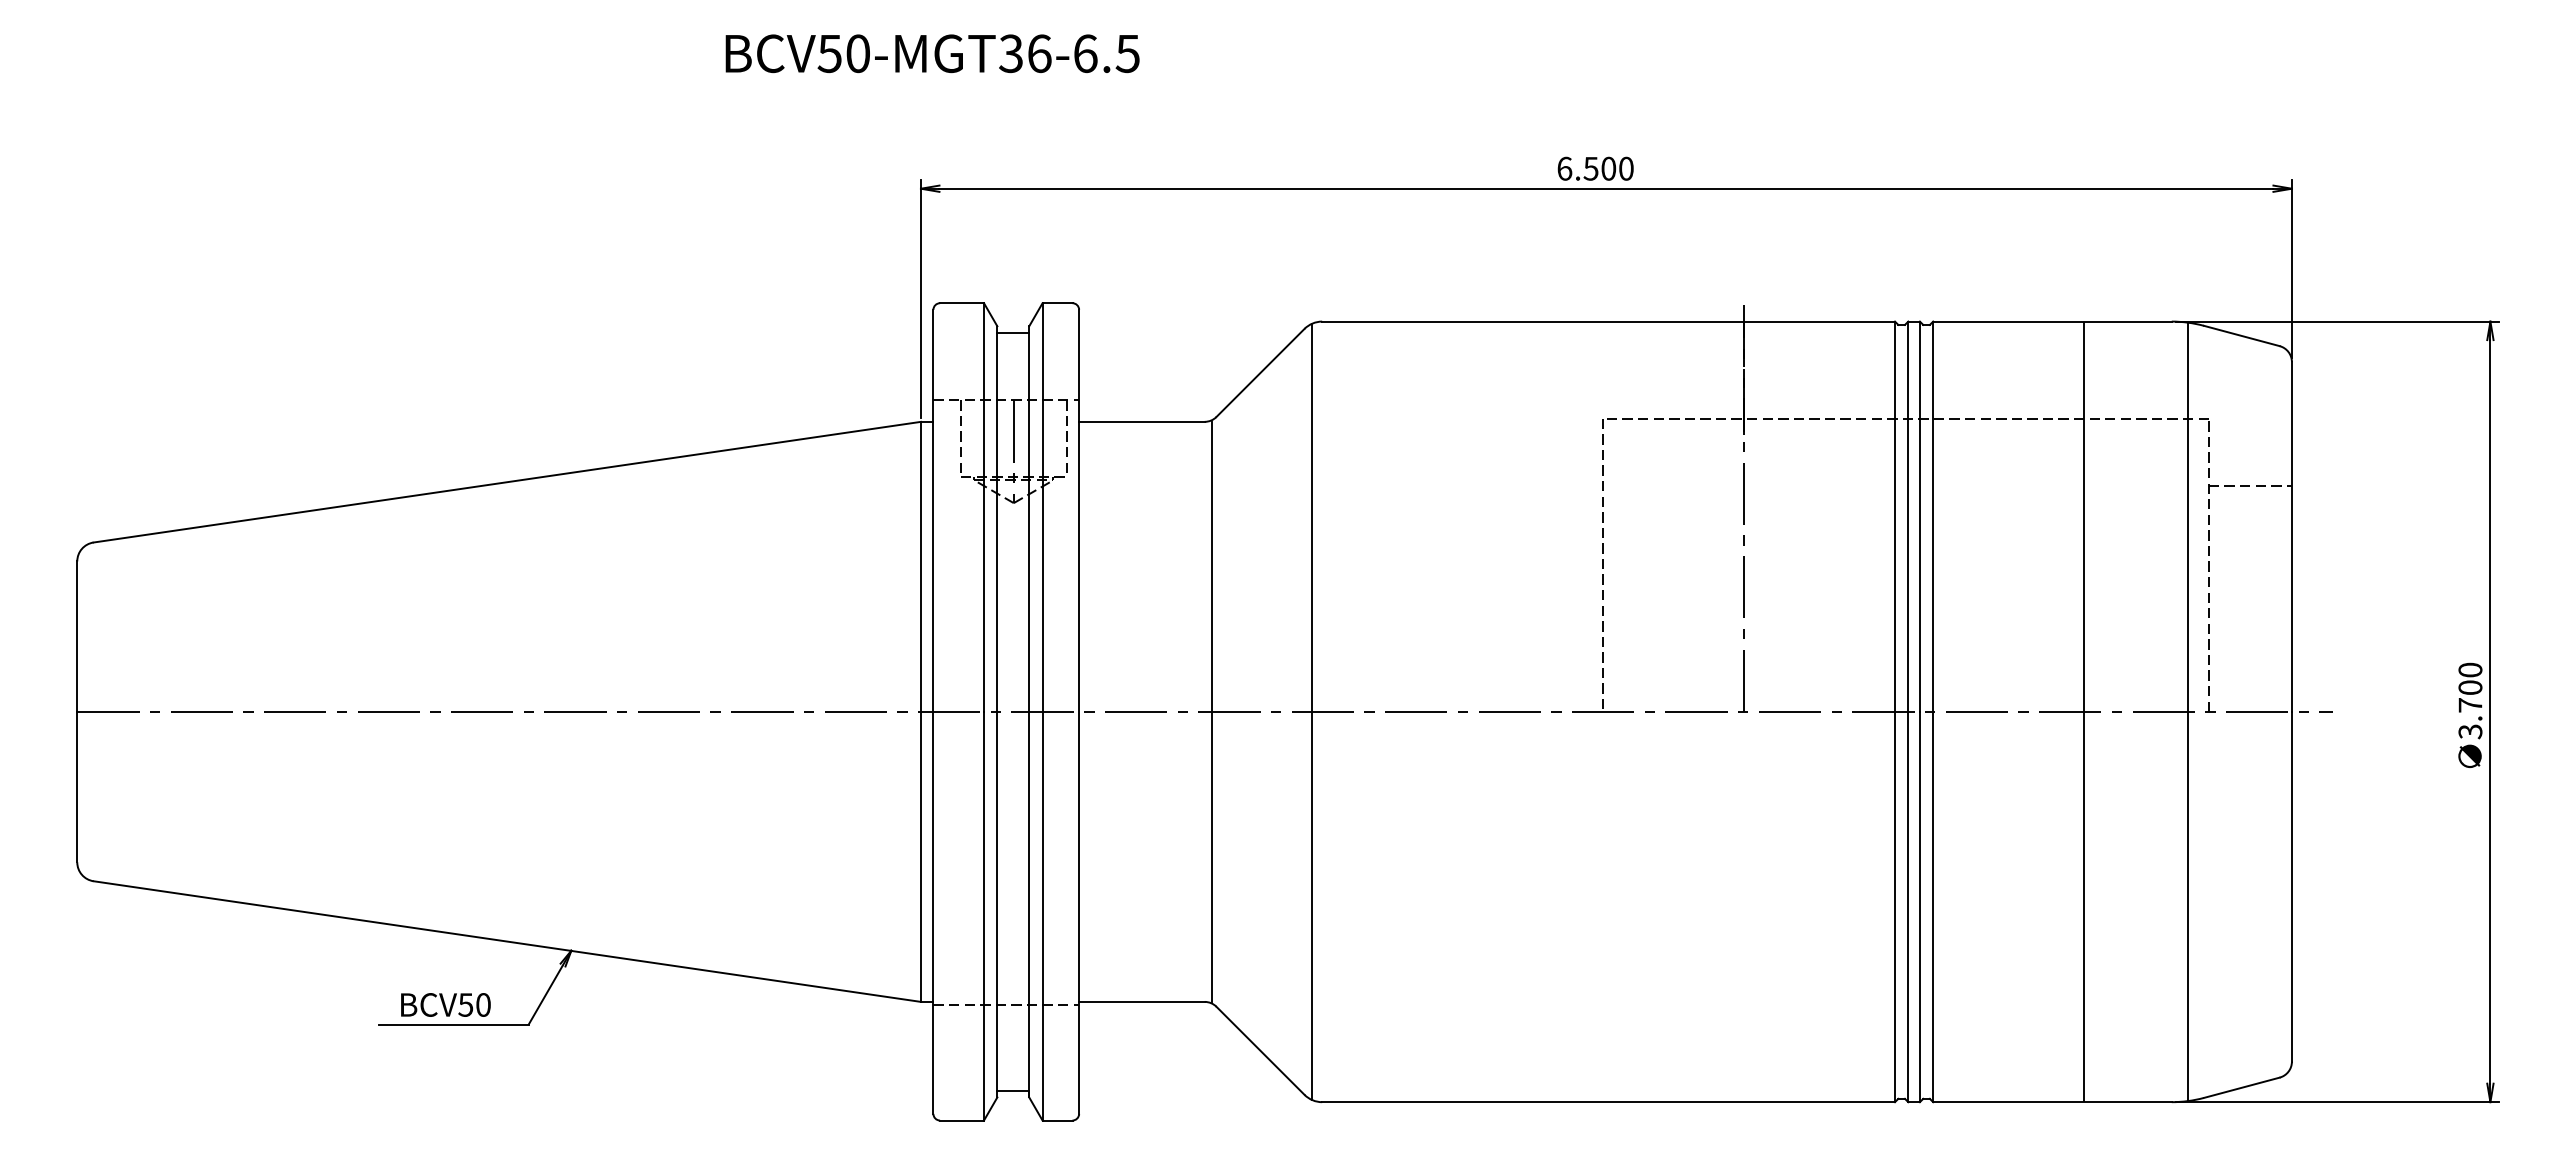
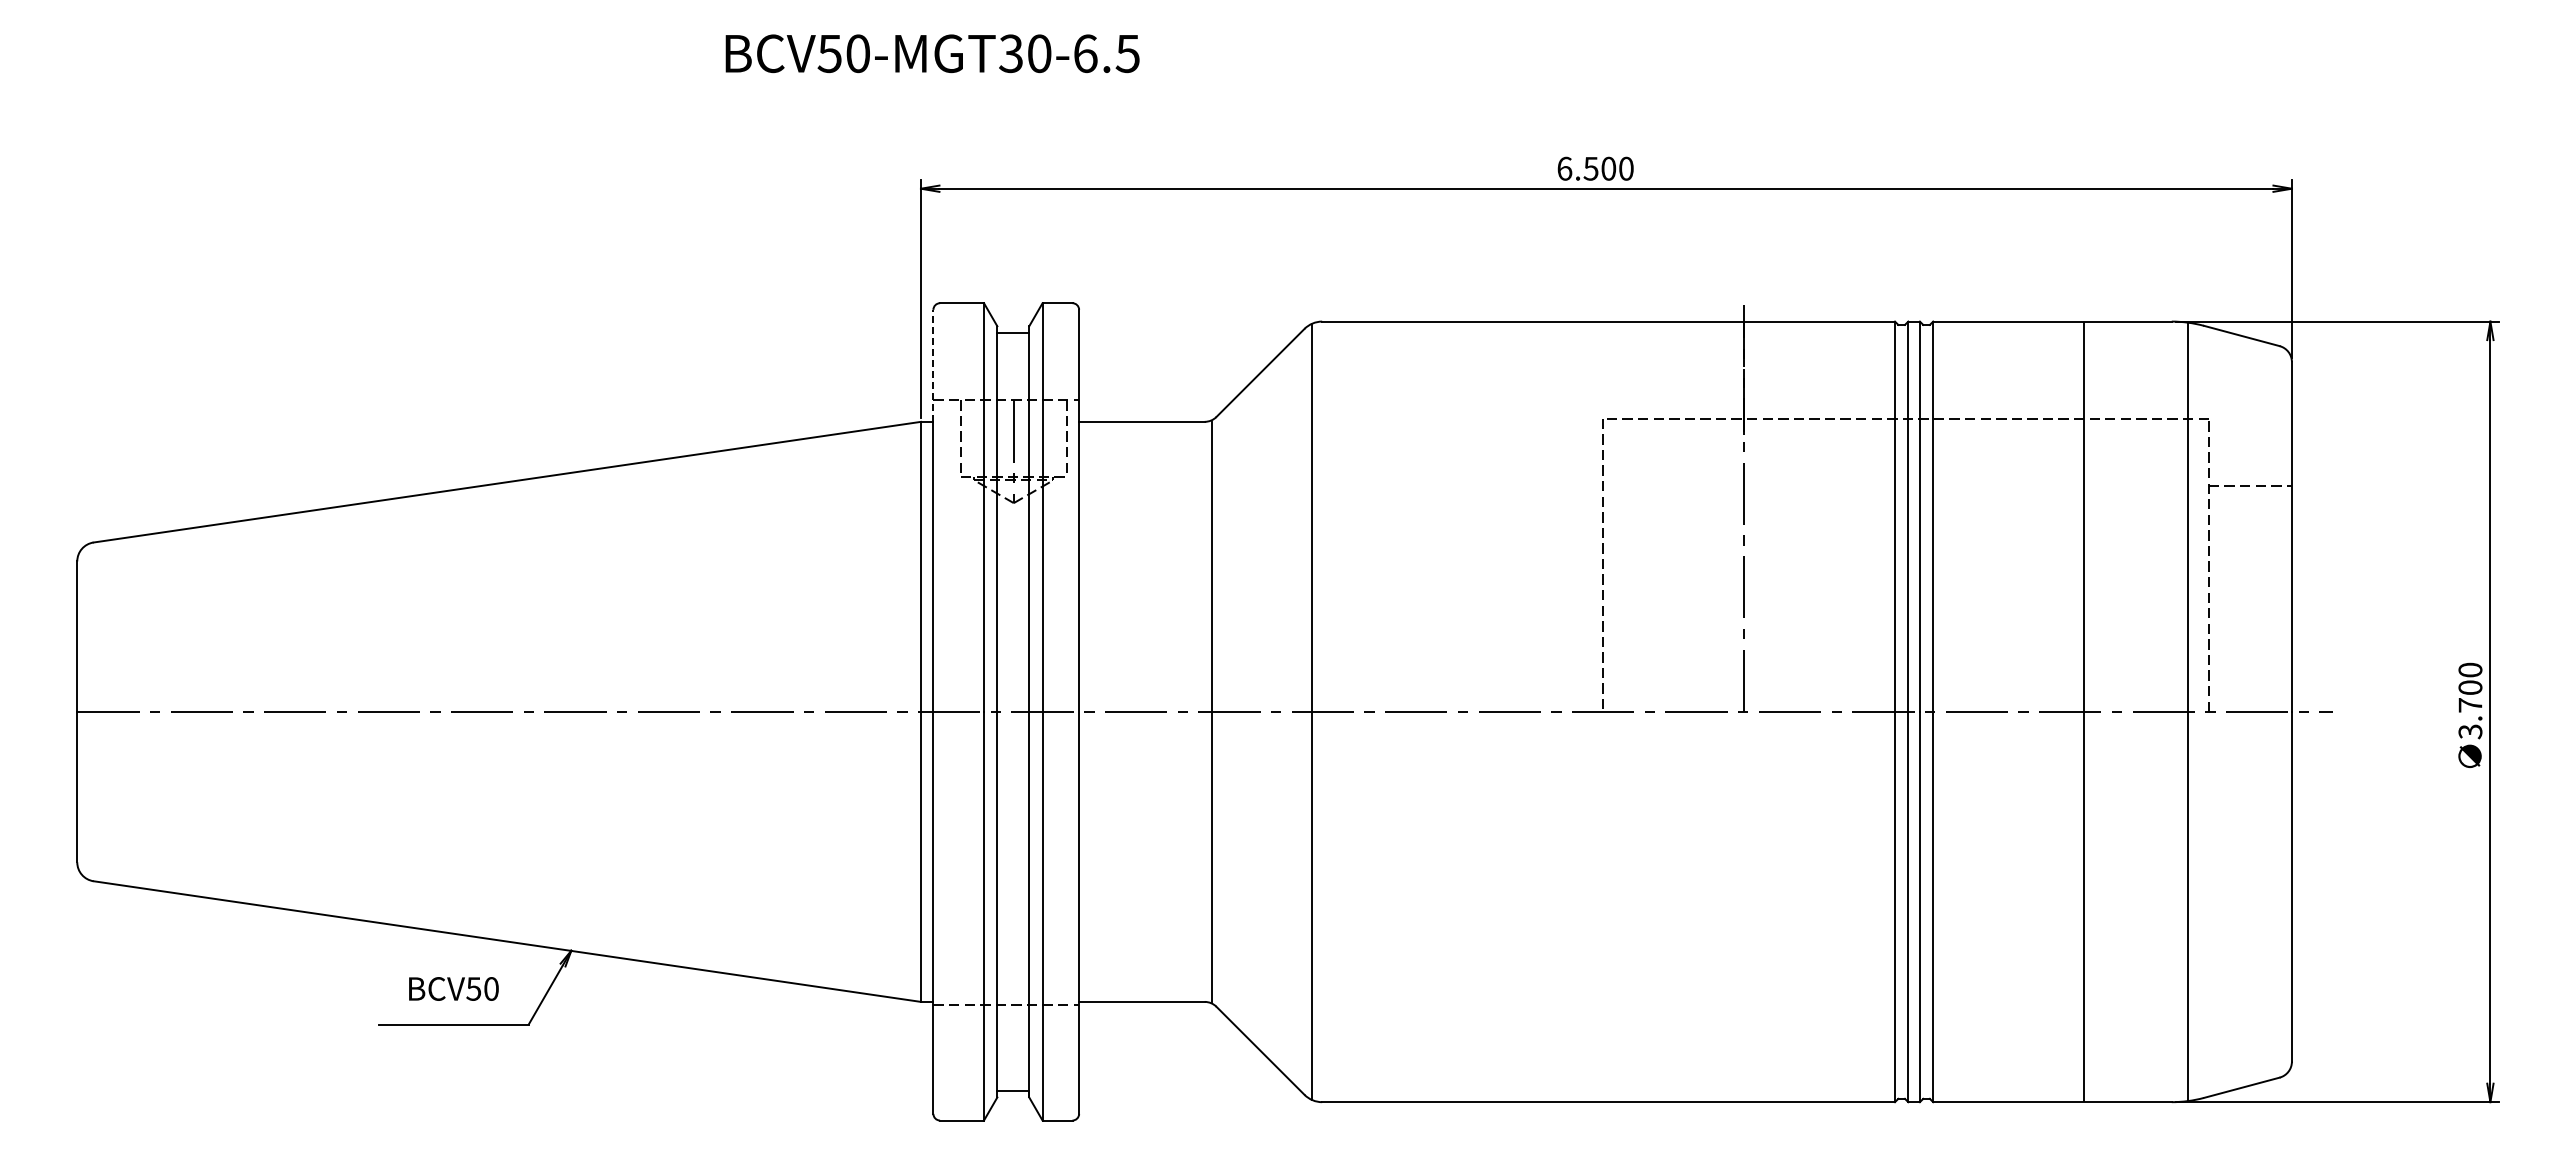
text: BCV50-MGT36-6.5 -> BCV50-MGT30-6.5 (1039, 53)
line: solid -> dashed (933, 365)
text position: (445, 1004) -> (453, 988) (453, 988)
